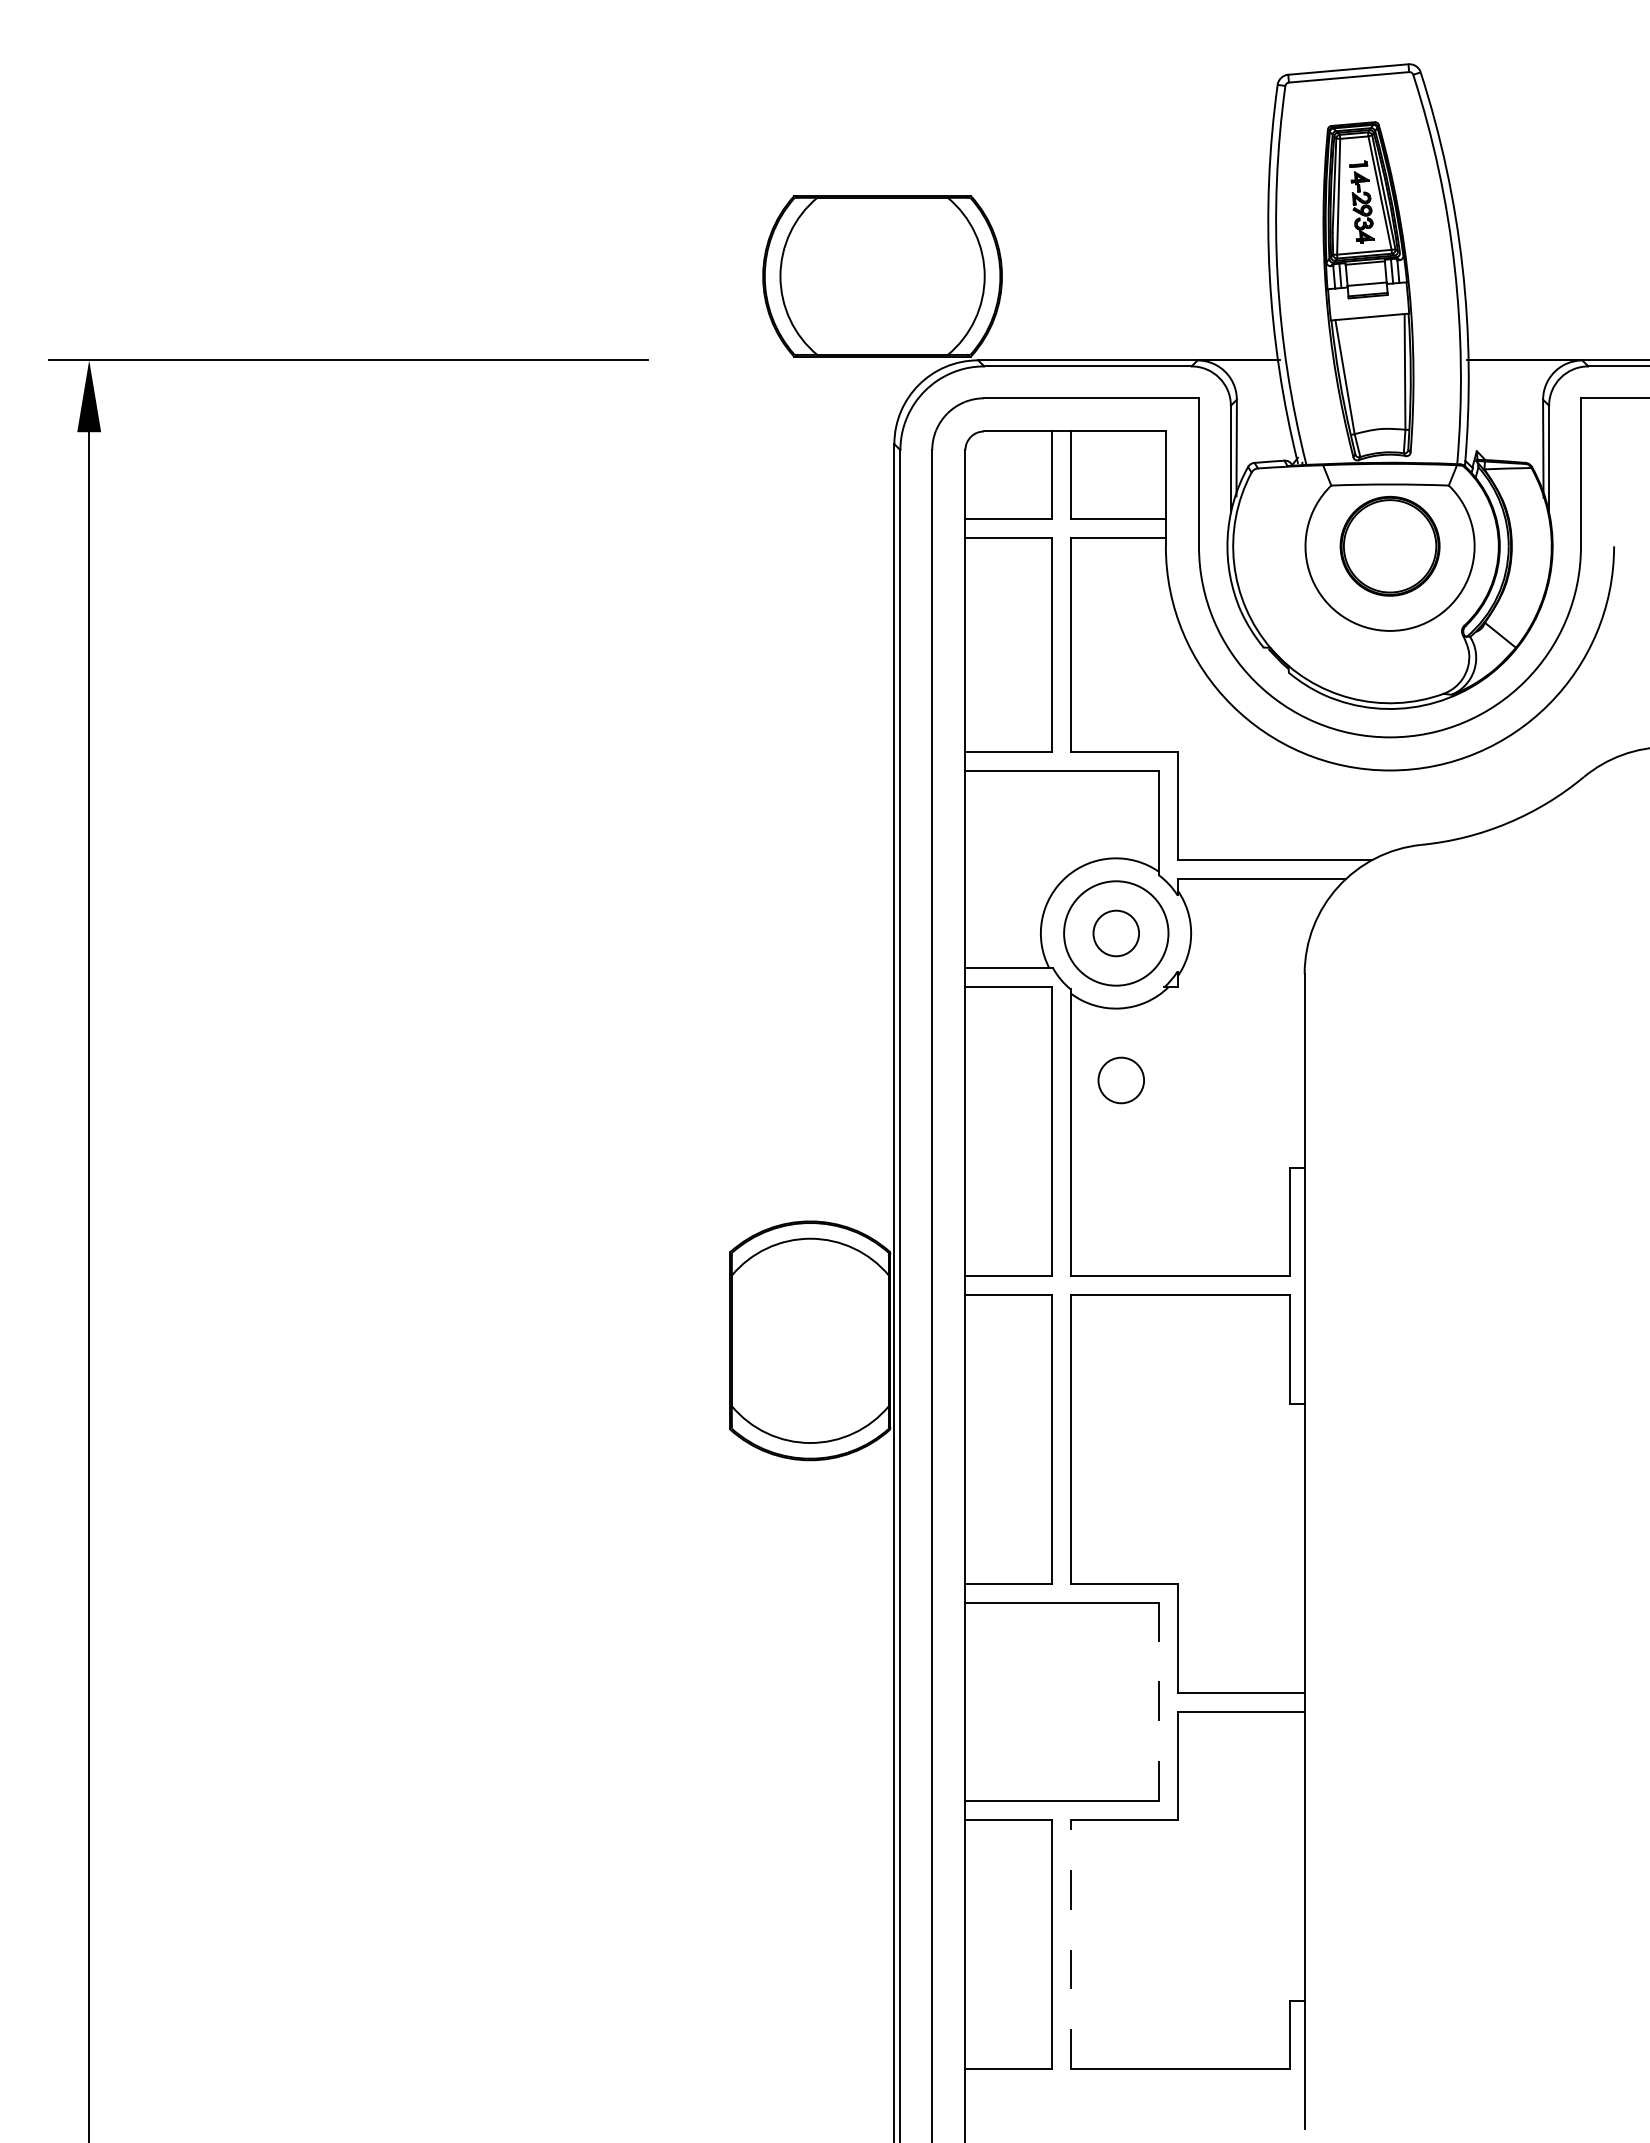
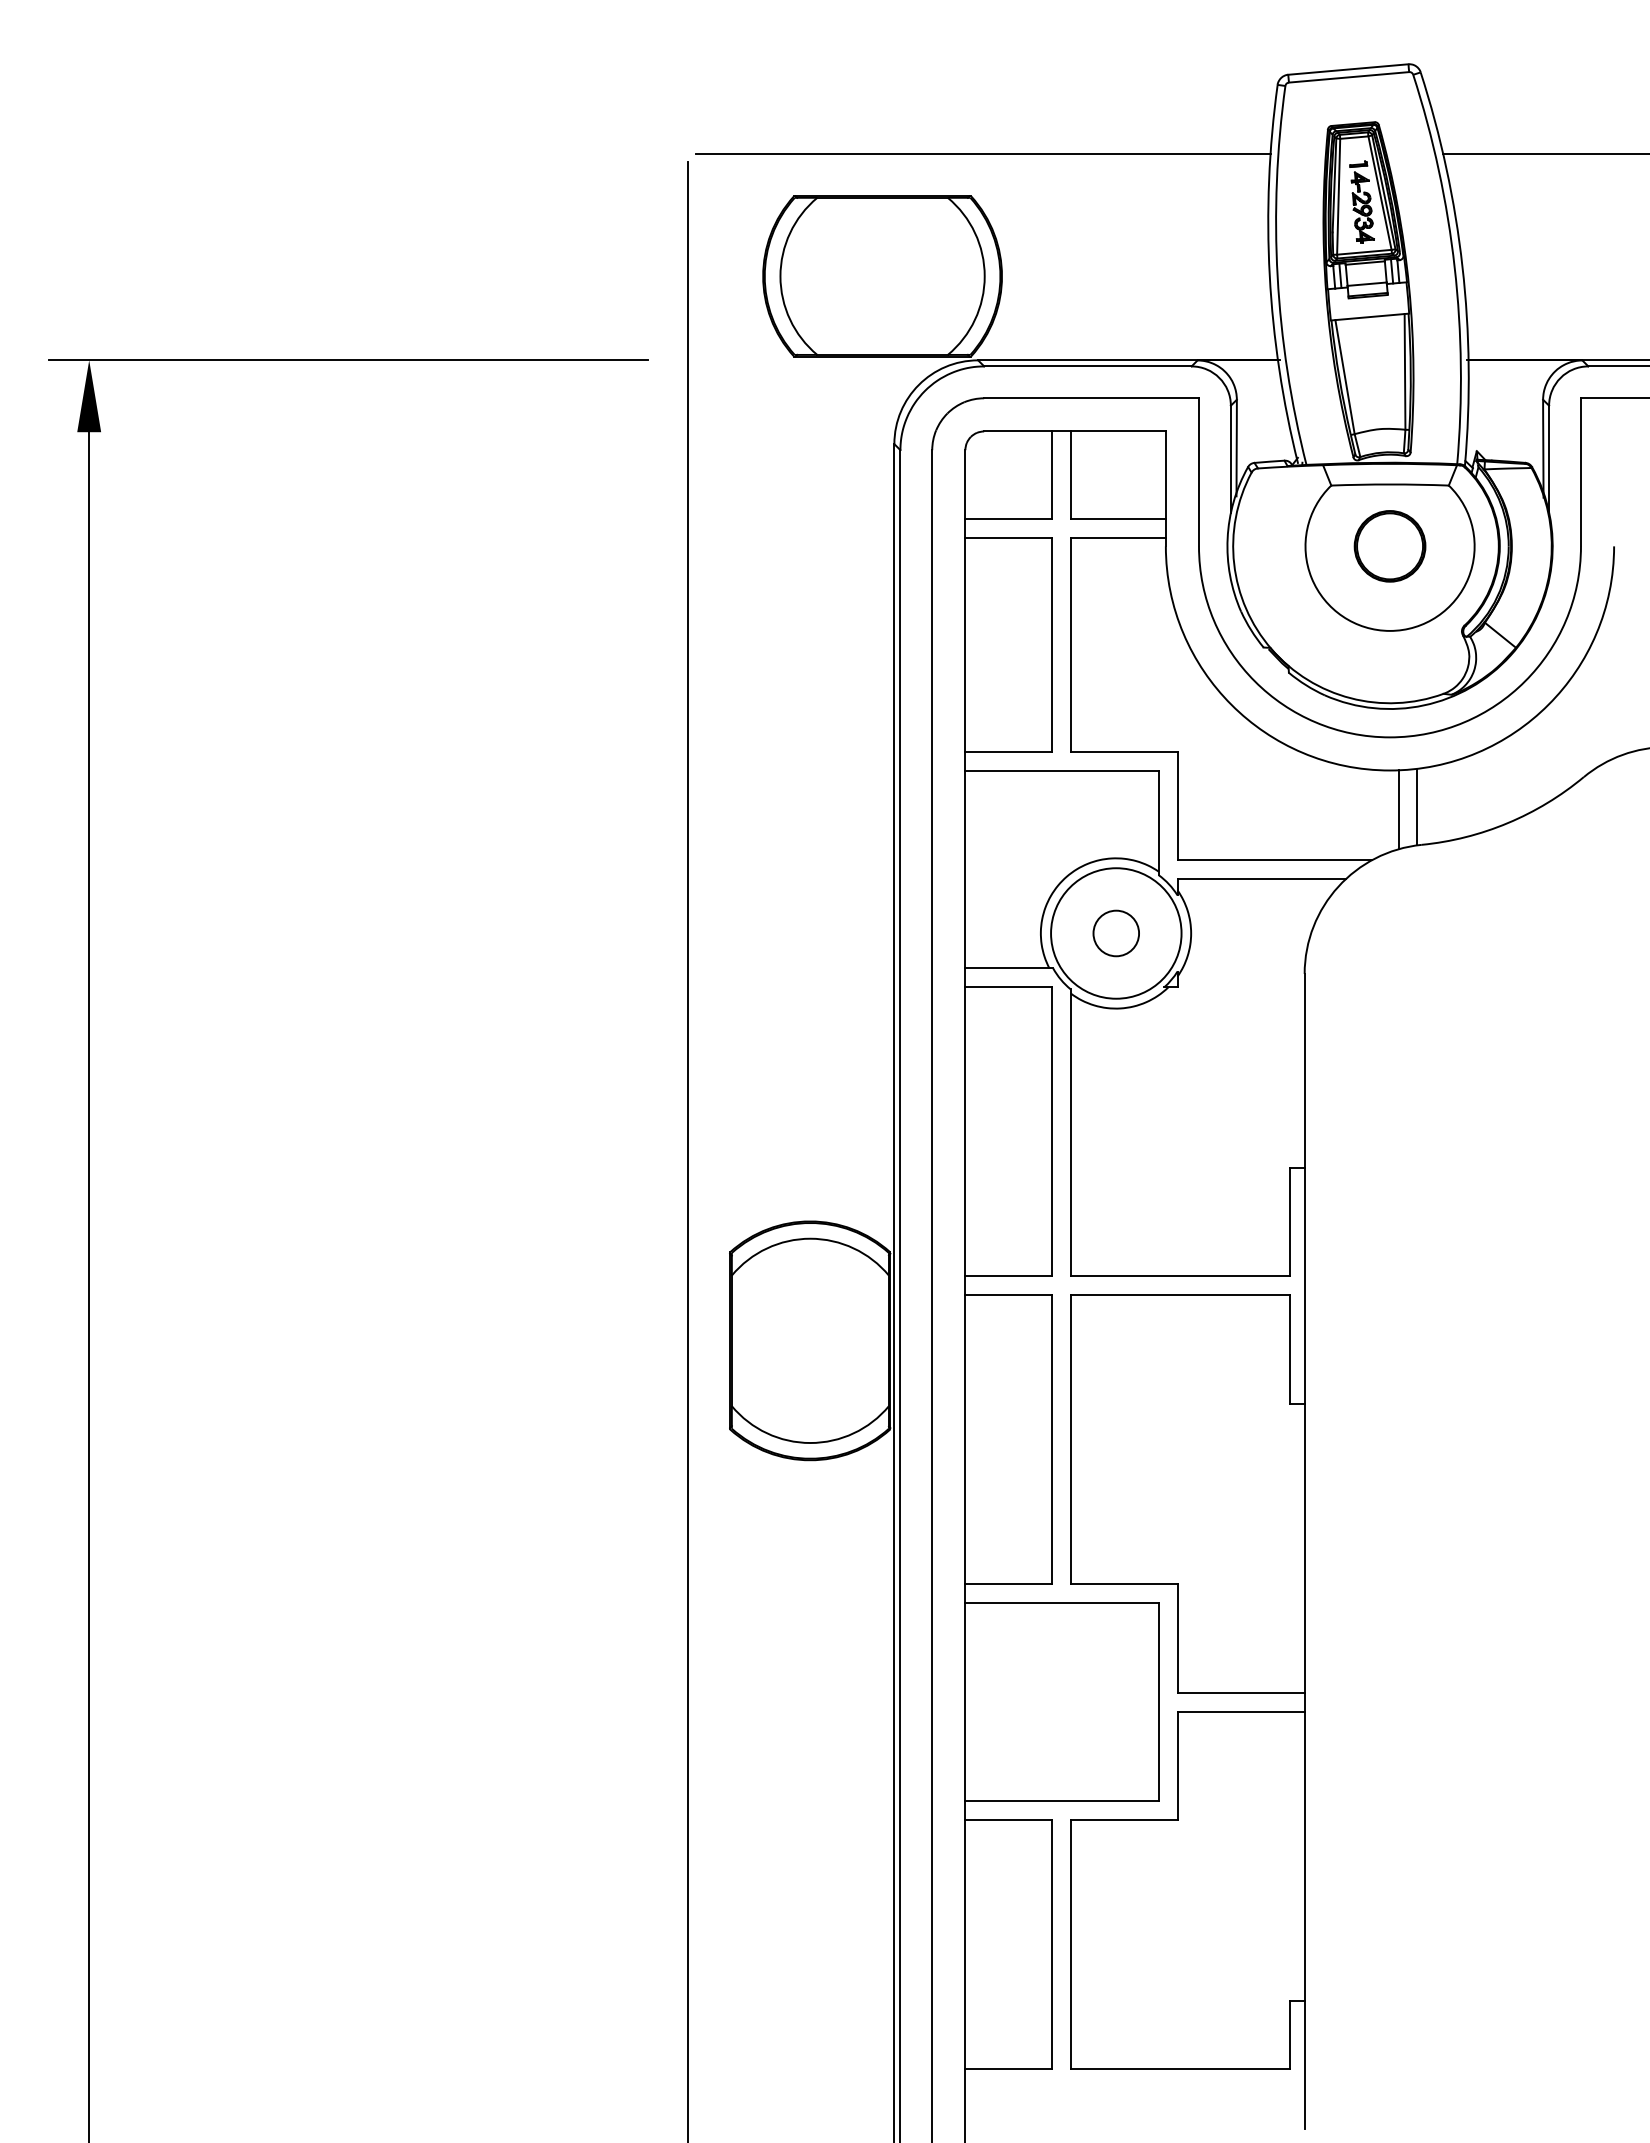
line: none -> present (982, 153)
line: none -> present (1544, 153)
part size: 102x102 px -> 74x73 px (1389, 546)
line: none -> present (1417, 806)
line: none -> present (1398, 809)
circle diameter: 104 px -> 131 px (1116, 933)
circle: present -> none (1120, 1080)
line: none -> present (687, 1150)
line: dashed -> solid (1158, 1702)
line: dashed -> solid (1070, 1944)
